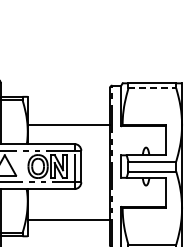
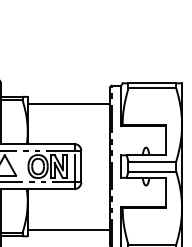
line: dashed -> solid (152, 88)
line position: (68, 124) -> (68, 103) (68, 103)
line position: (68, 219) -> (68, 229) (68, 229)
